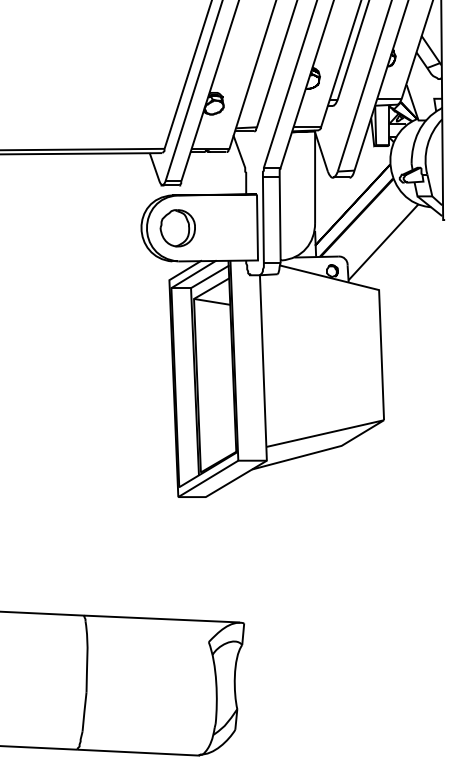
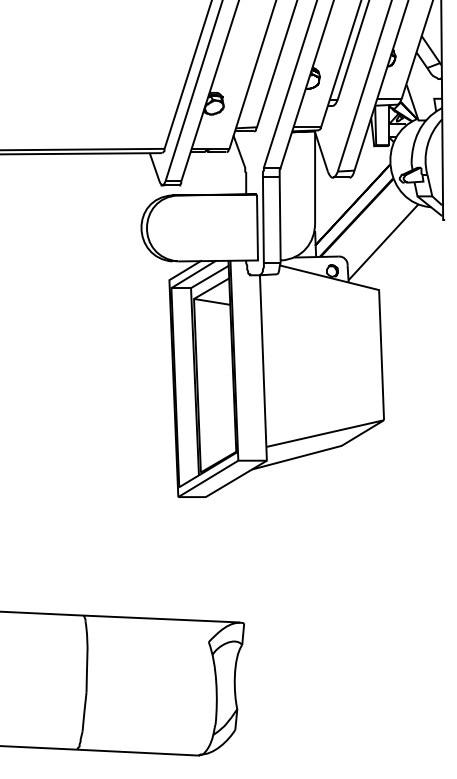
part: present -> none (177, 228)
